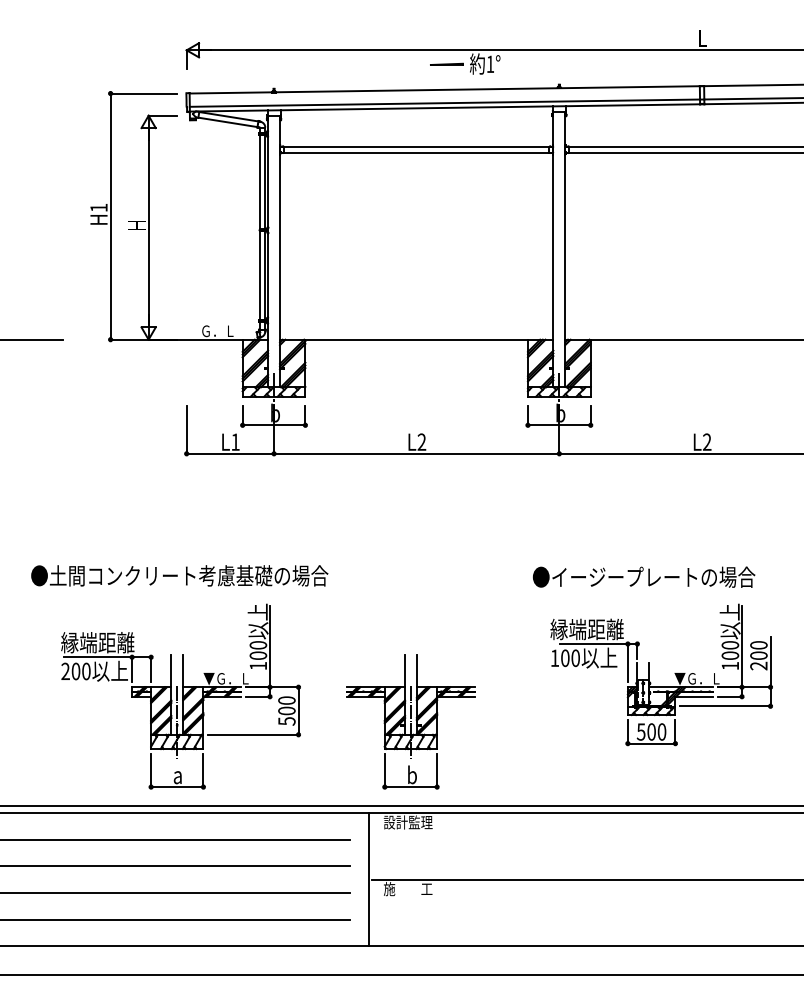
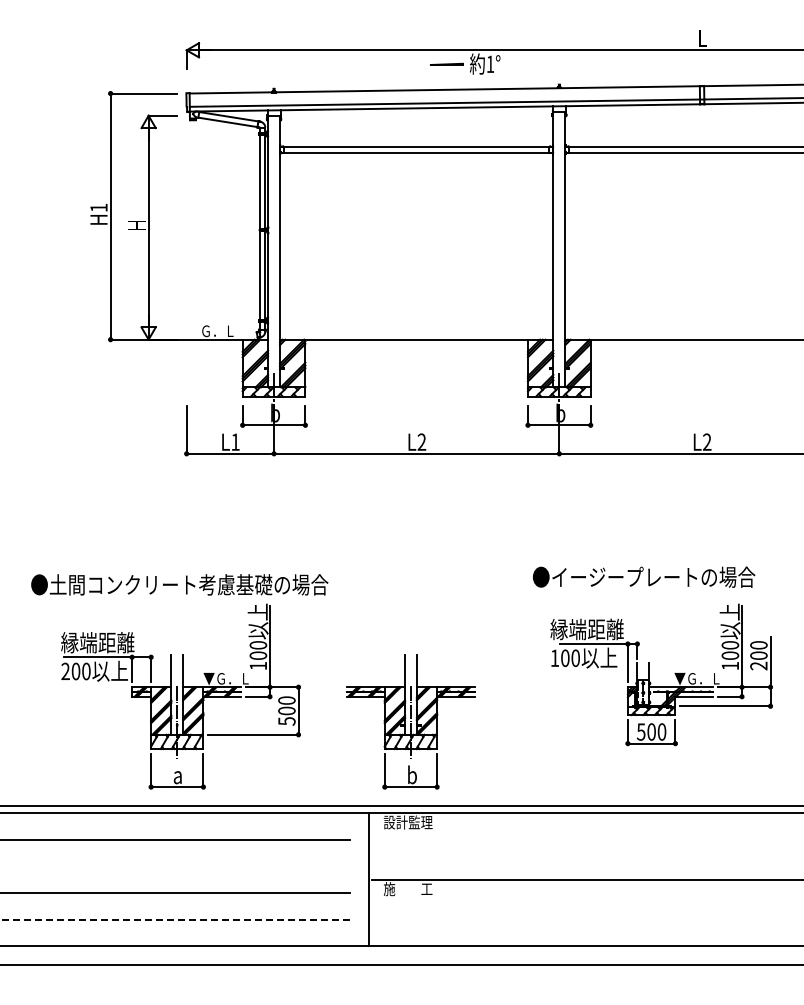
line: present -> none (32, 339)
text position: (179, 575) -> (179, 584) (179, 584)
line: present -> none (176, 866)
line: solid -> dashed (175, 919)
line position: (401, 974) -> (401, 964) (401, 964)
